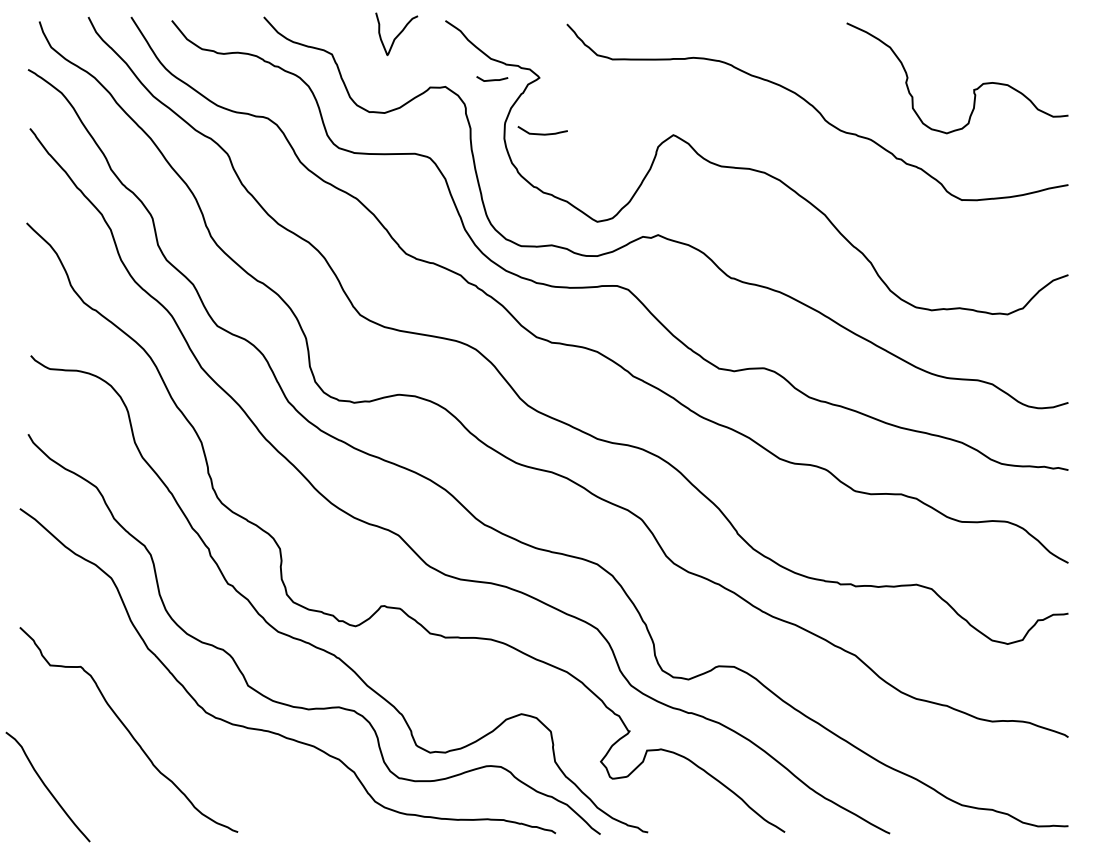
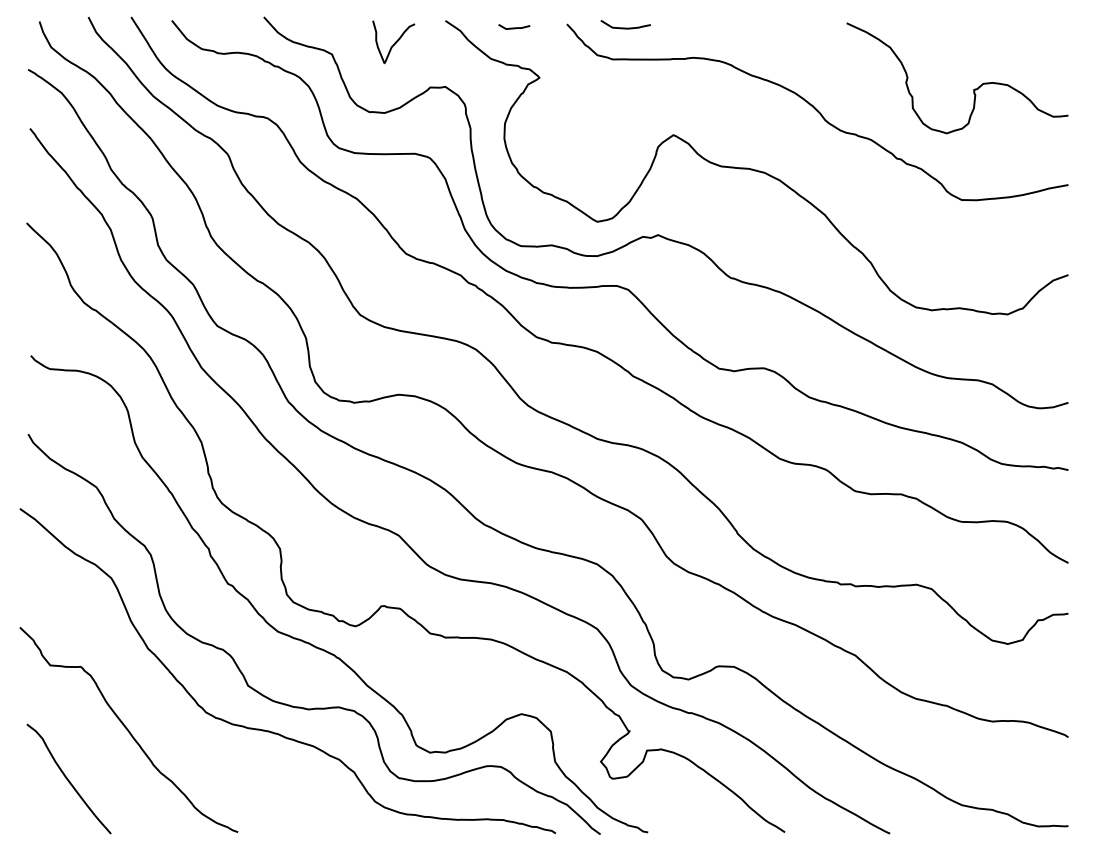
curve position: (397, 34) -> (394, 42) (394, 42)
line position: (492, 79) -> (514, 27) (514, 27)
curve position: (542, 133) -> (625, 27) (625, 27)
curve position: (47, 786) -> (68, 778) (68, 778)
